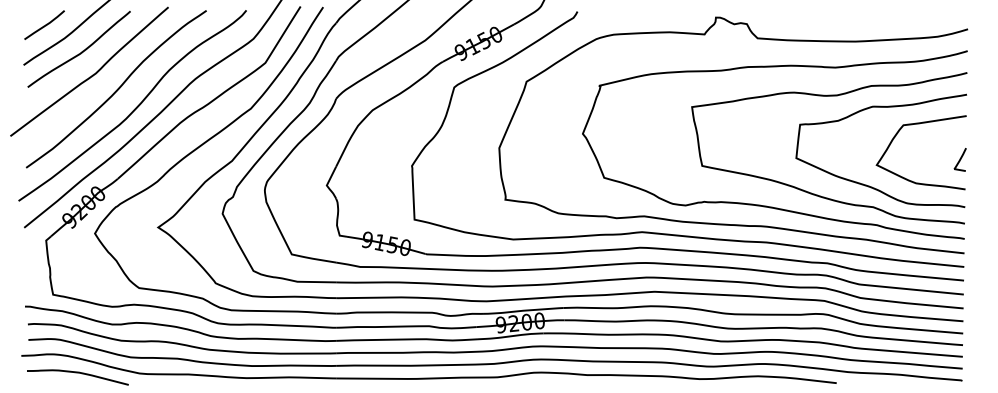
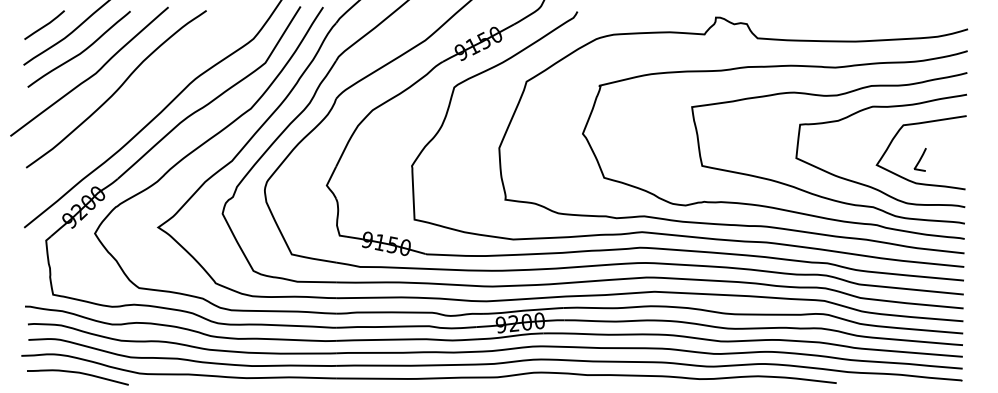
curve: present -> none (135, 107)
curve position: (959, 159) -> (919, 159) (919, 159)
